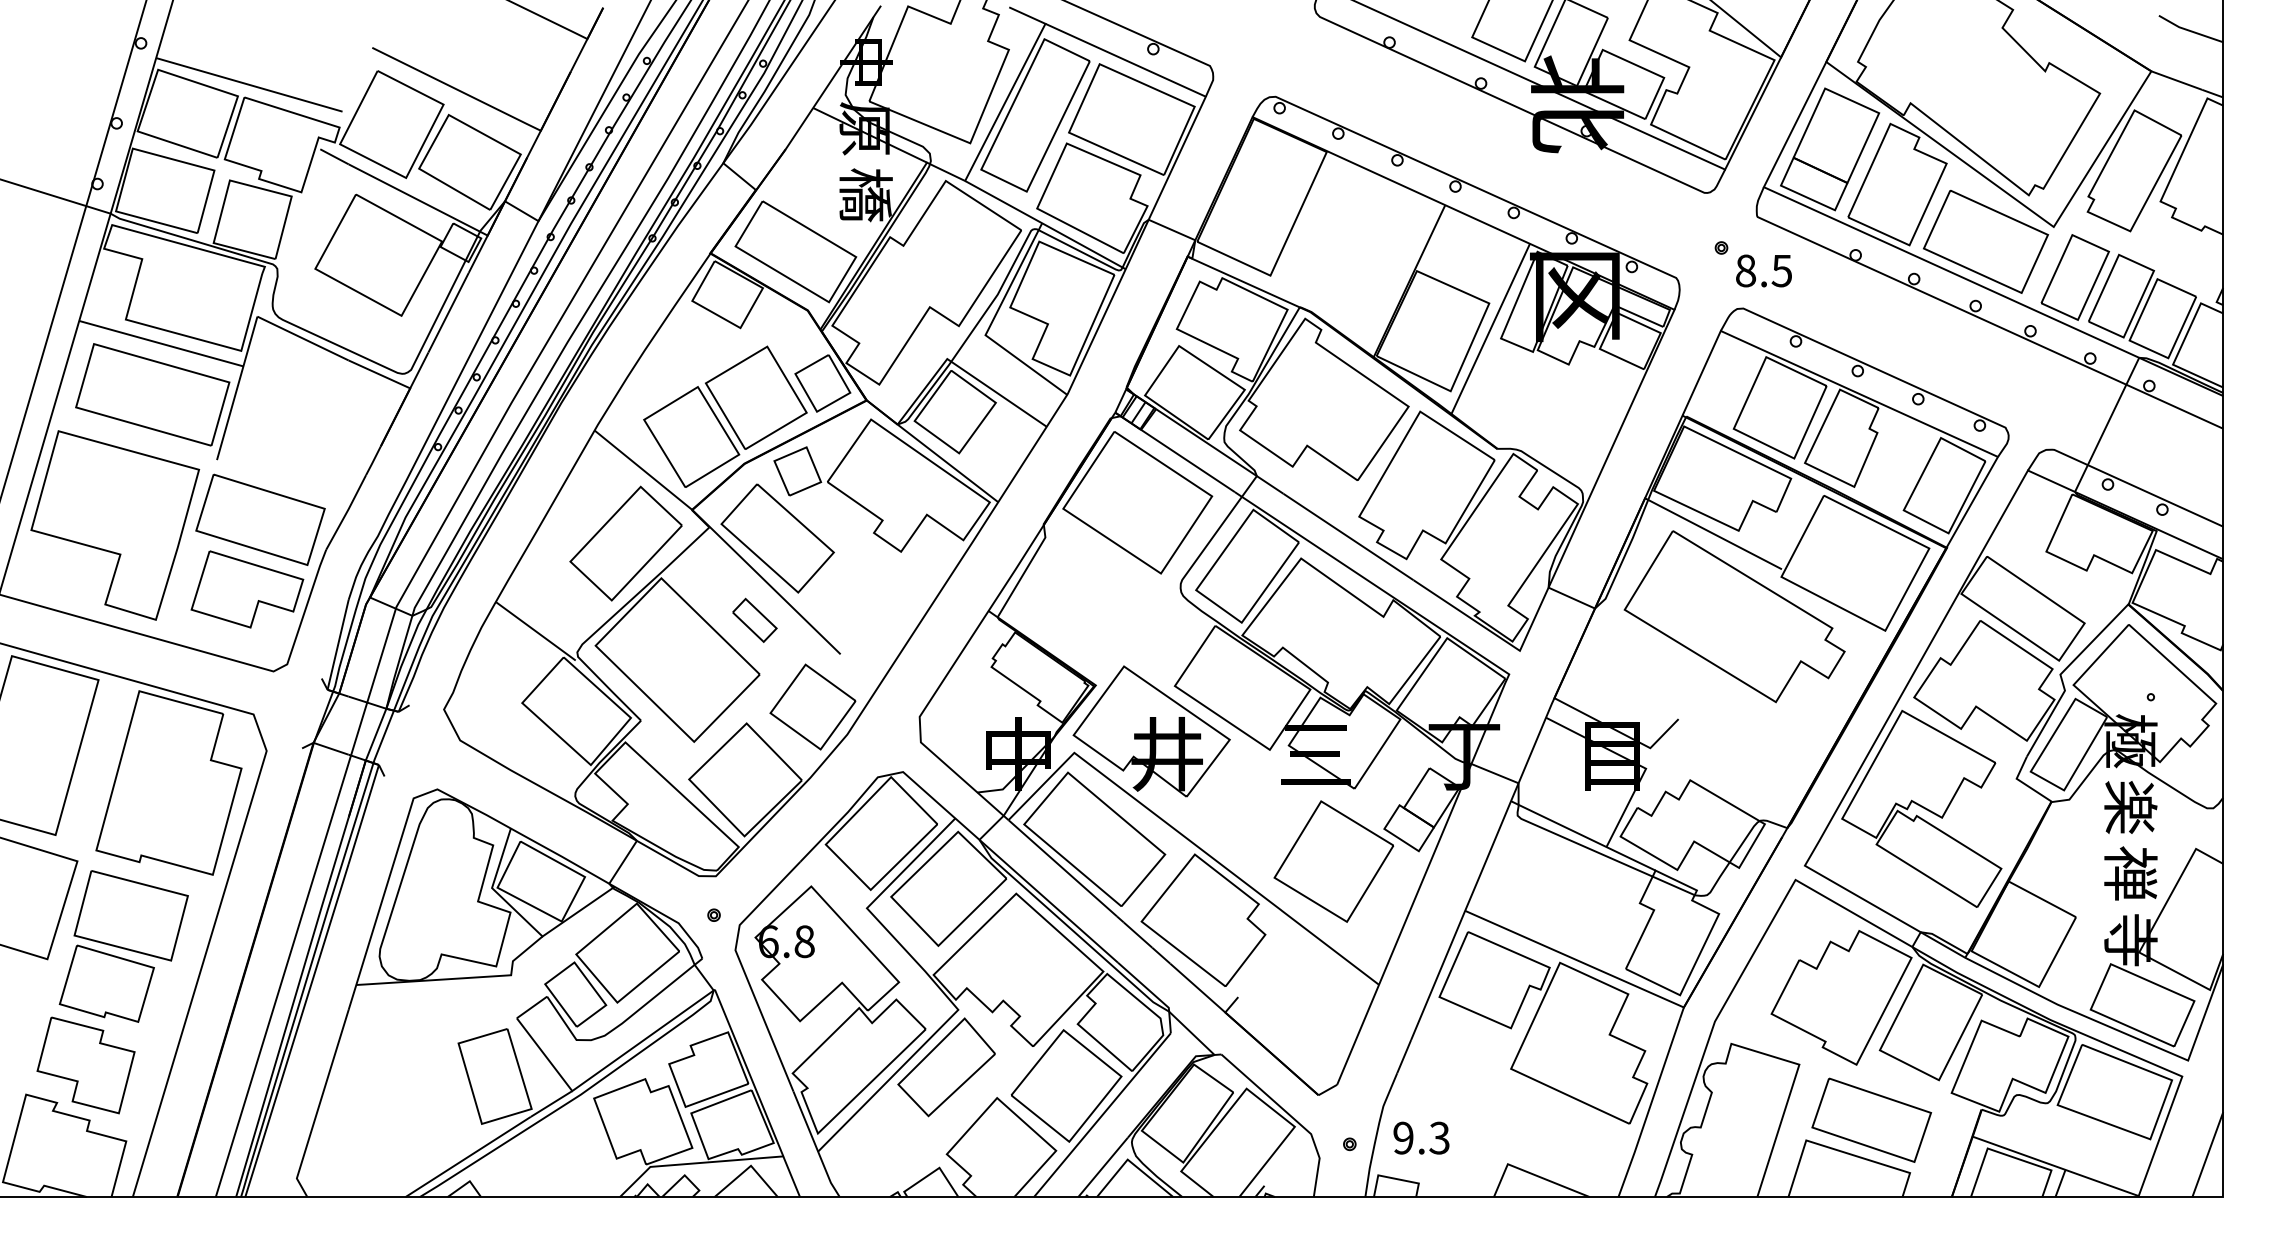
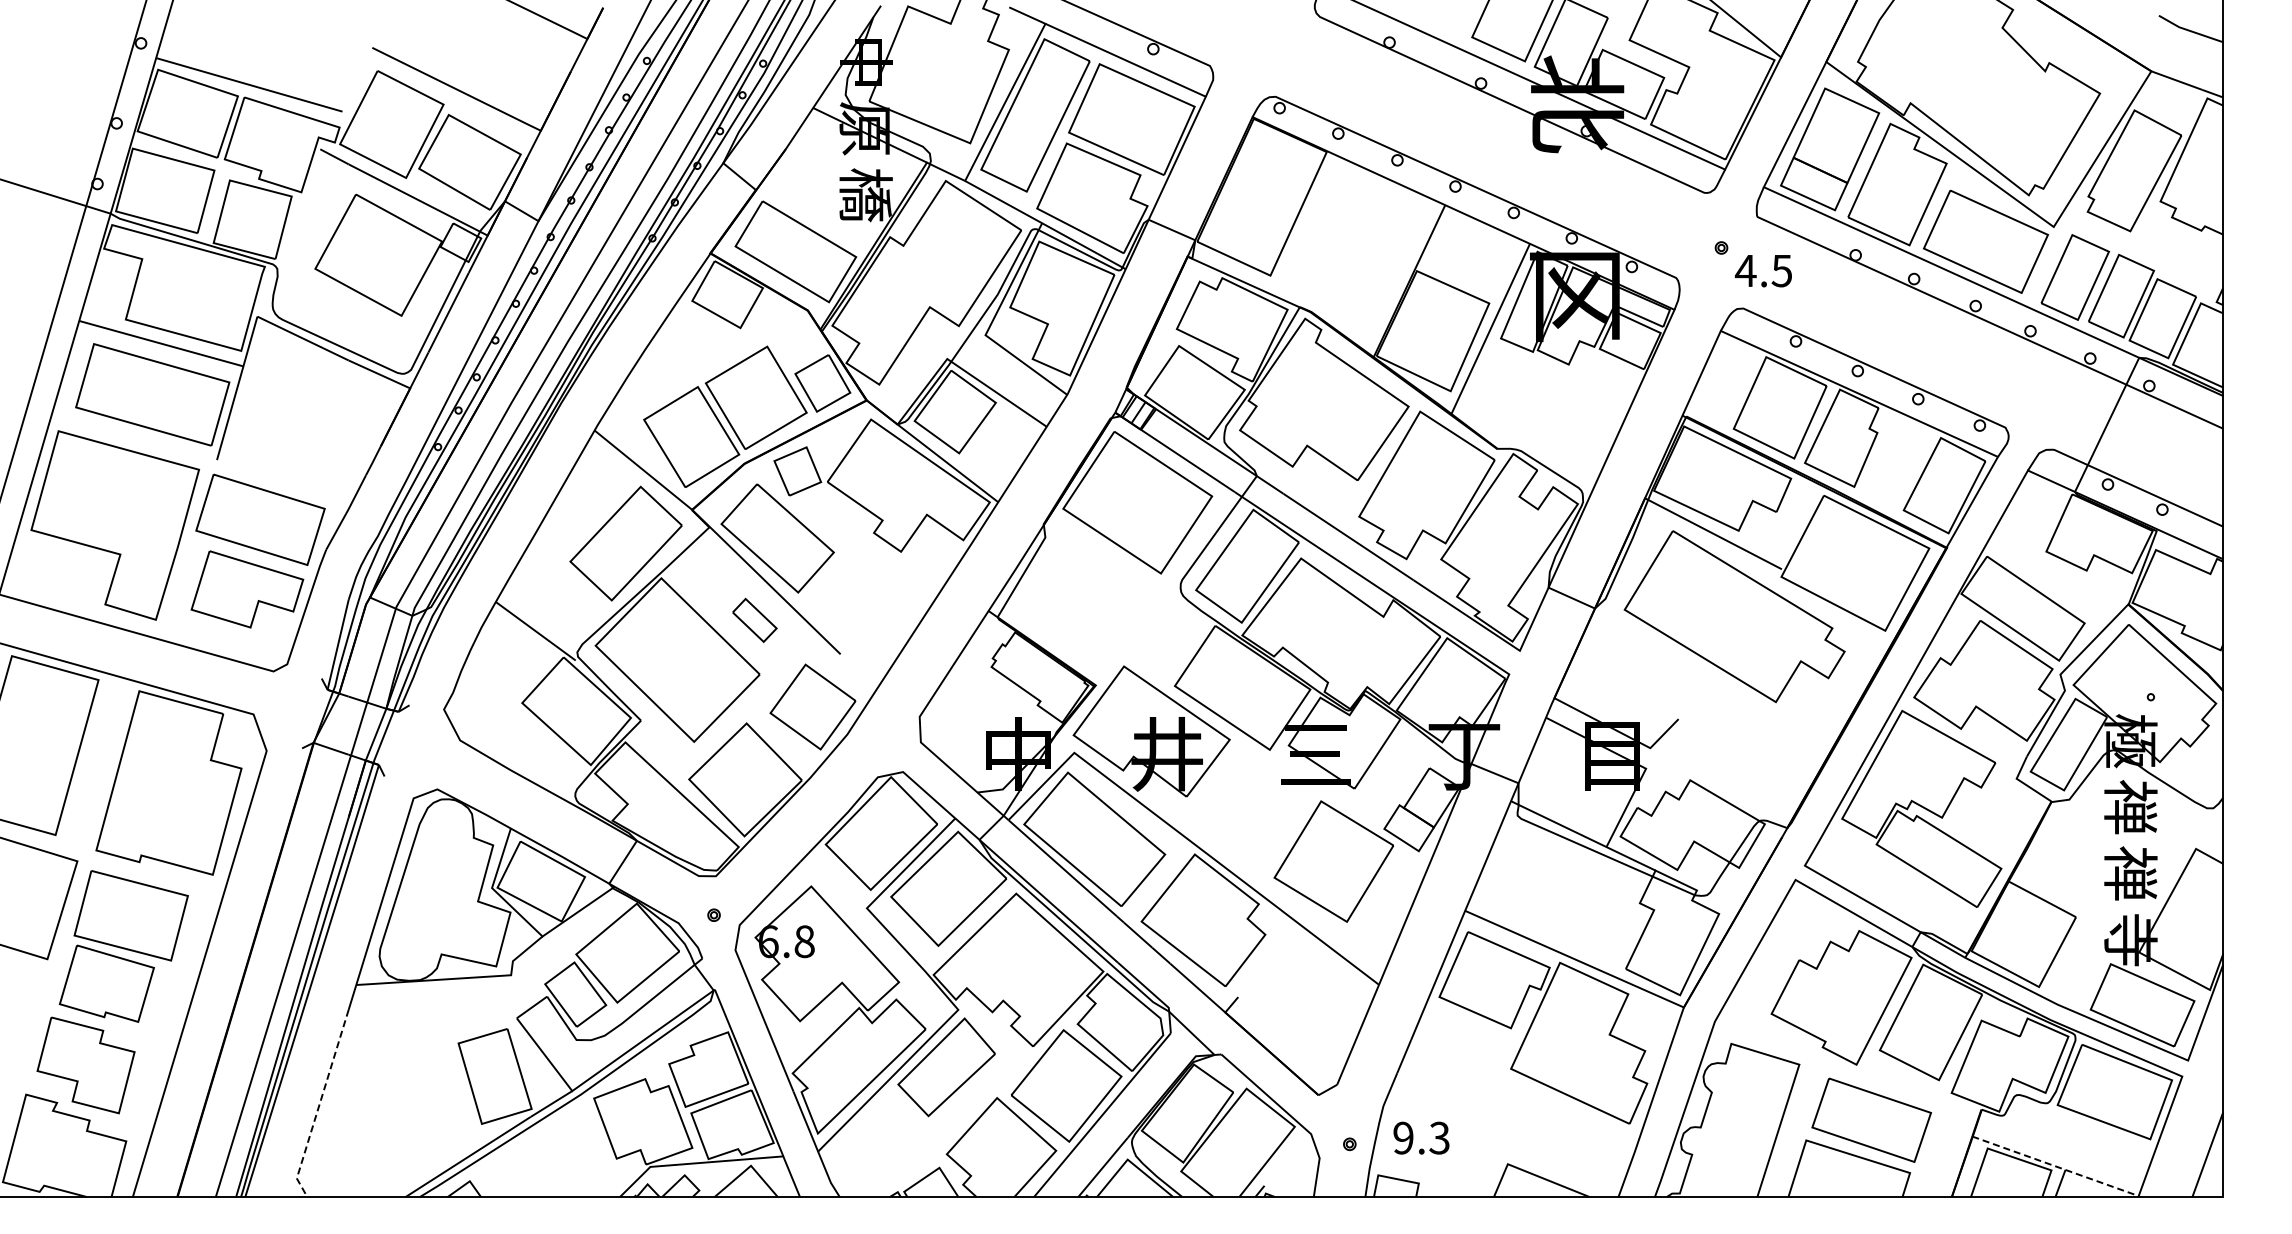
text: 8.5 -> 4.5 (1745, 270)
text: 楽 -> 禅 (2130, 807)
line: solid -> dashed (319, 1105)
line: solid -> dashed (2056, 1166)
